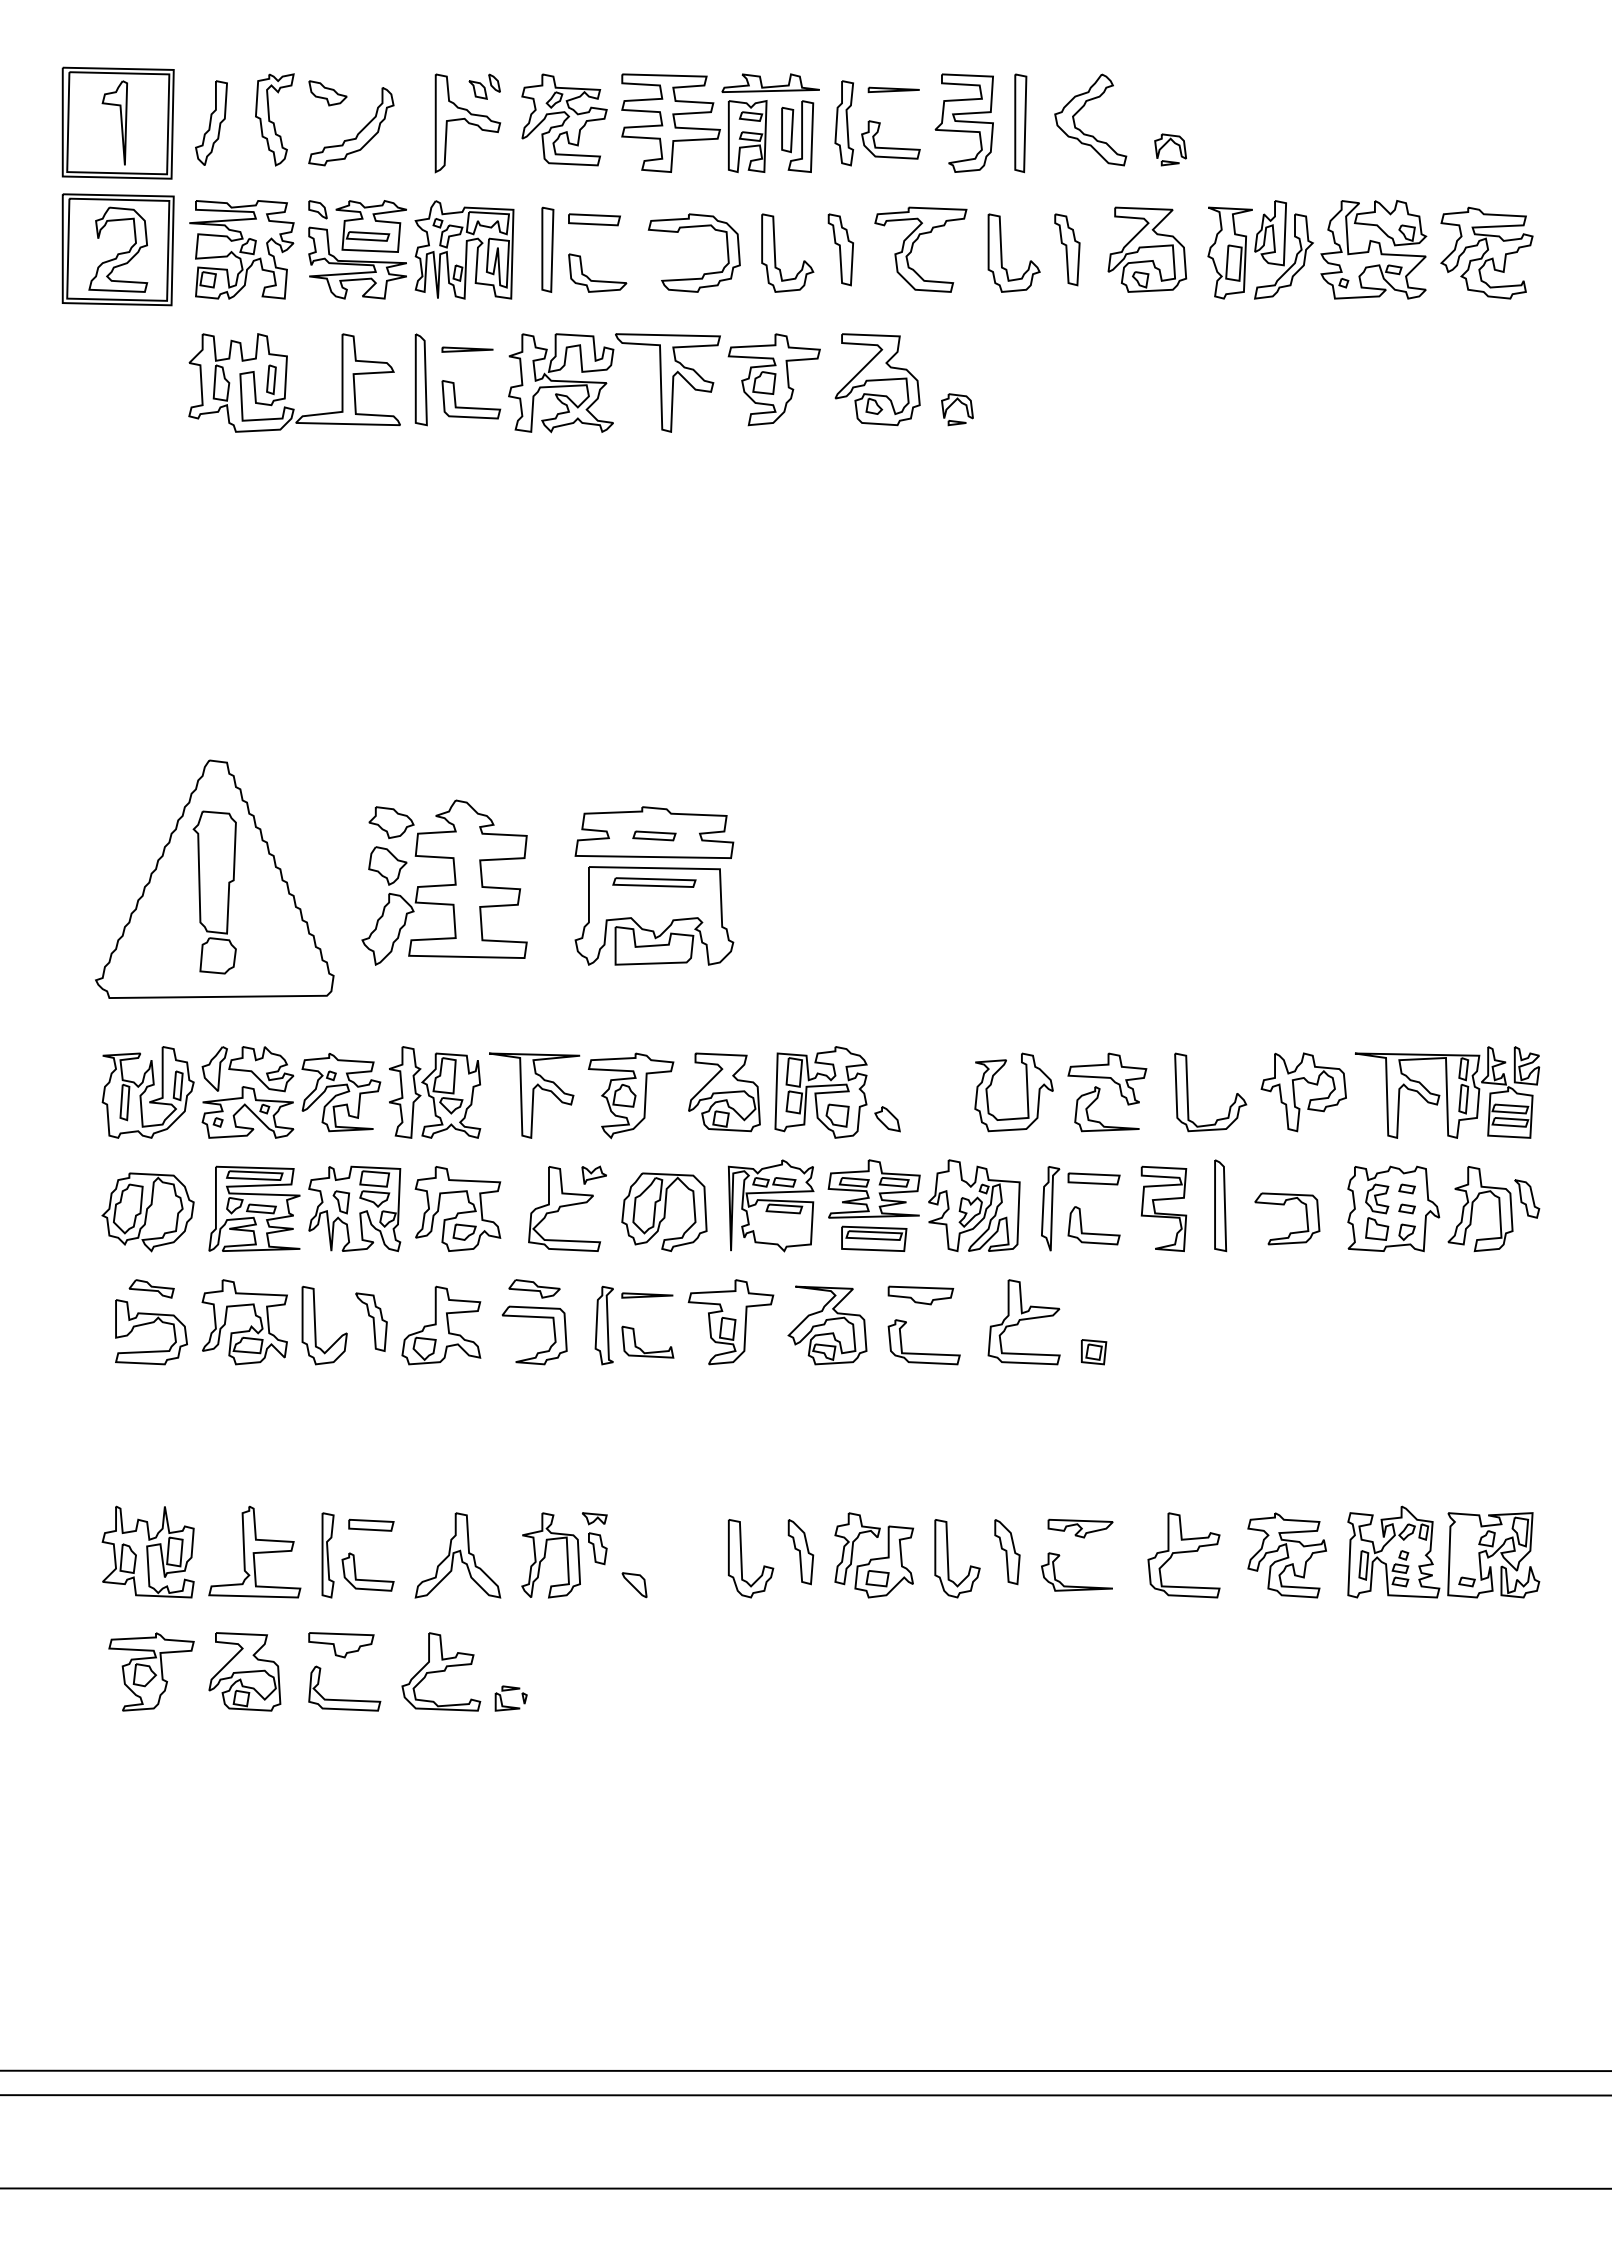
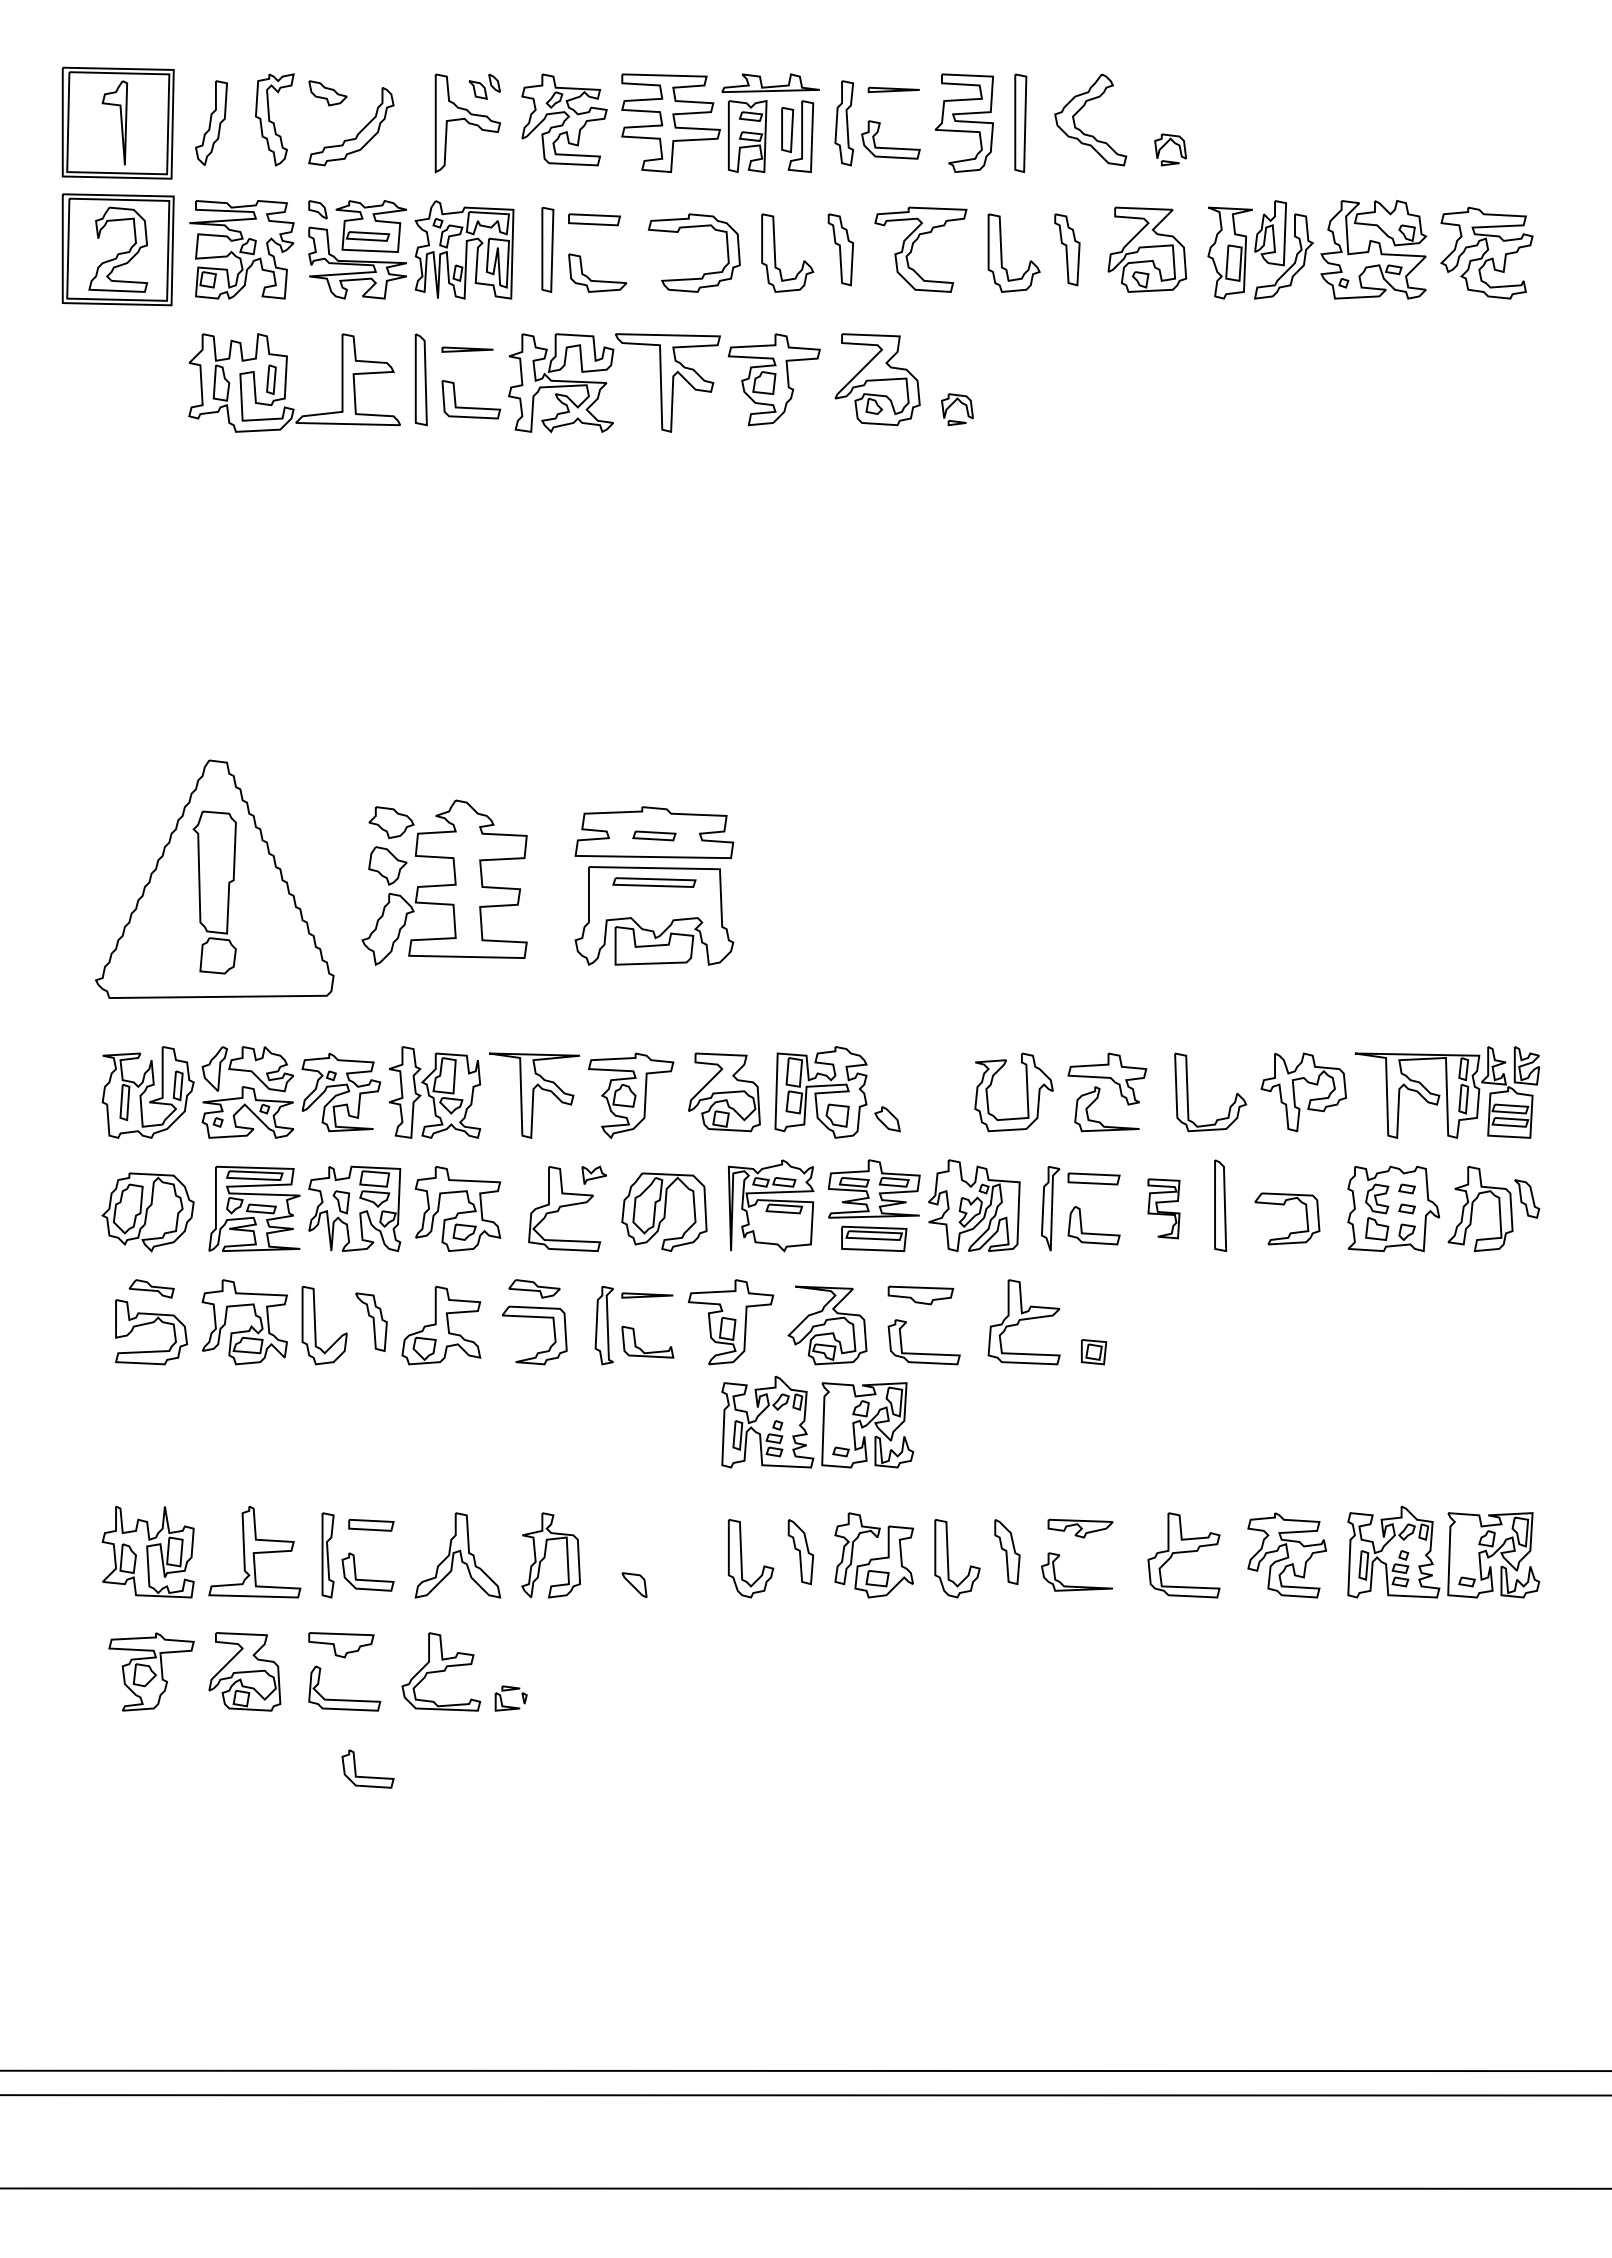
part size: 48x87 px -> 34x62 px (1163, 1208)
part: none -> present (817, 1421)
part: present -> none (594, 1538)
part: none -> present (367, 1776)
